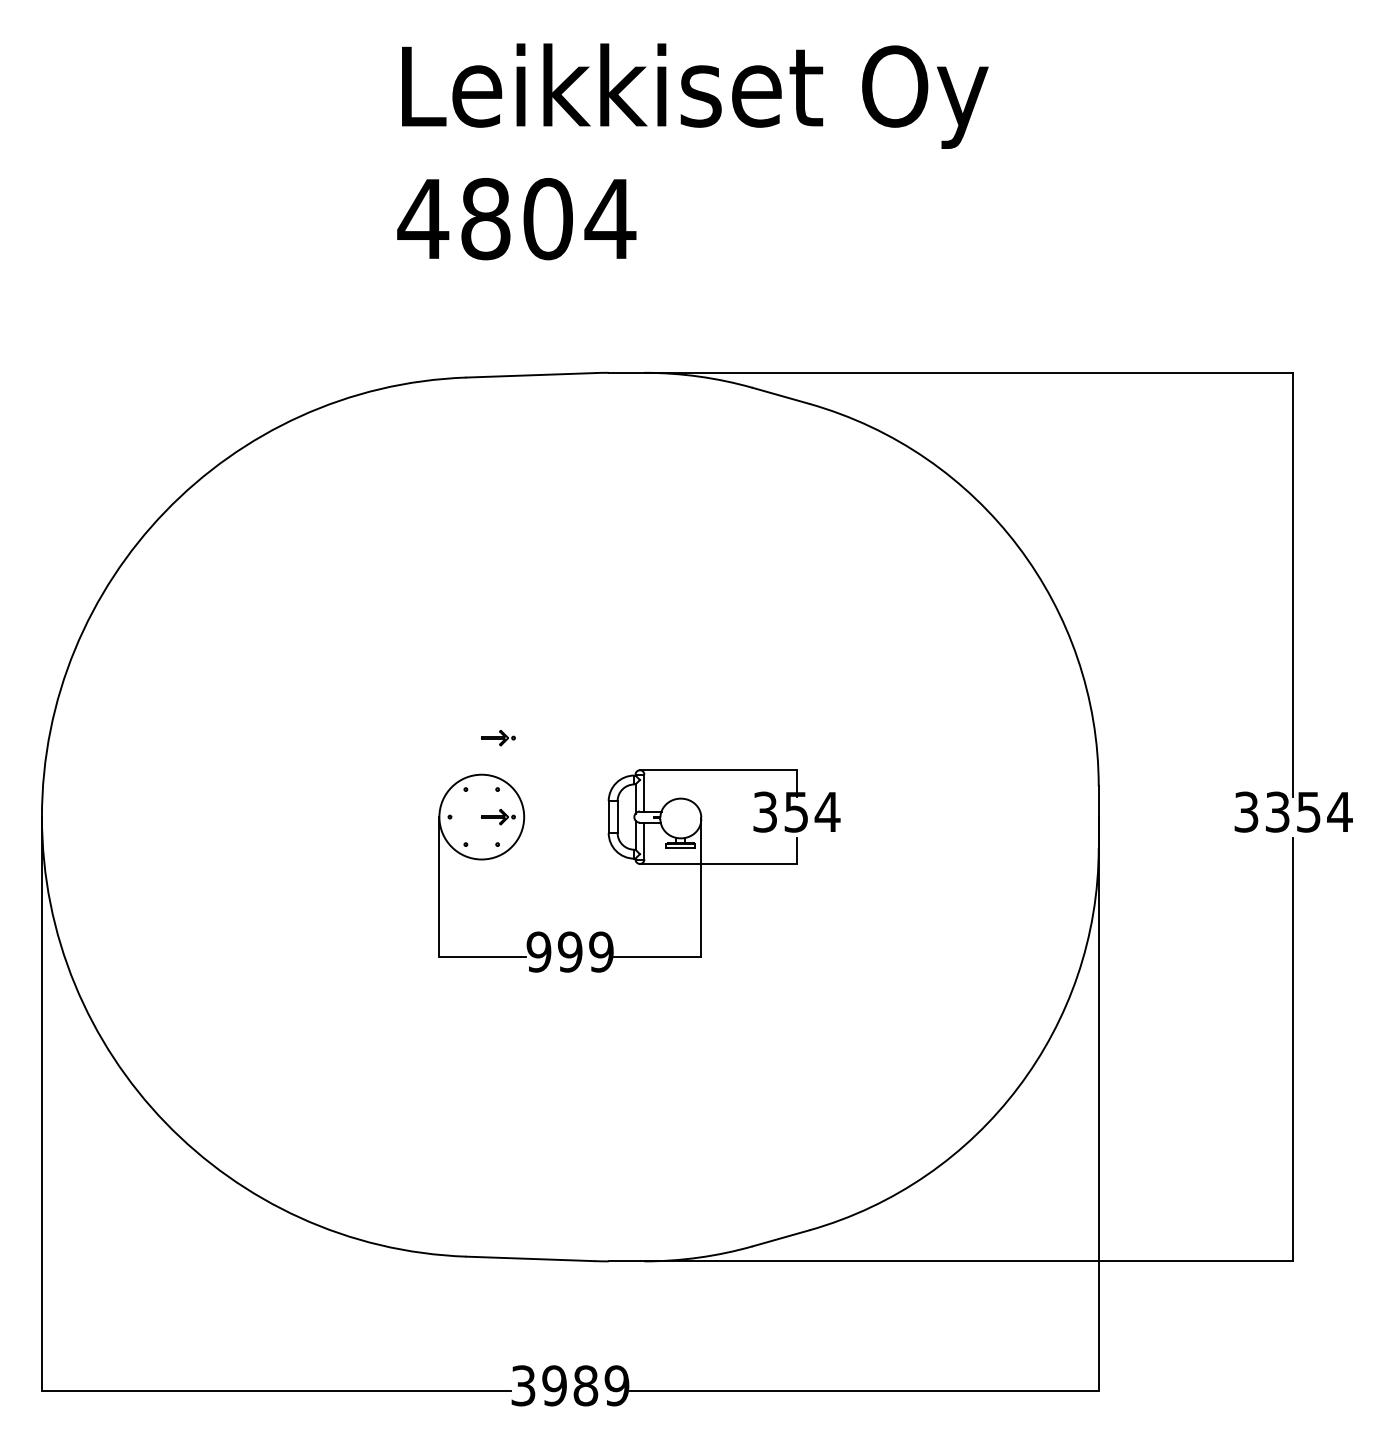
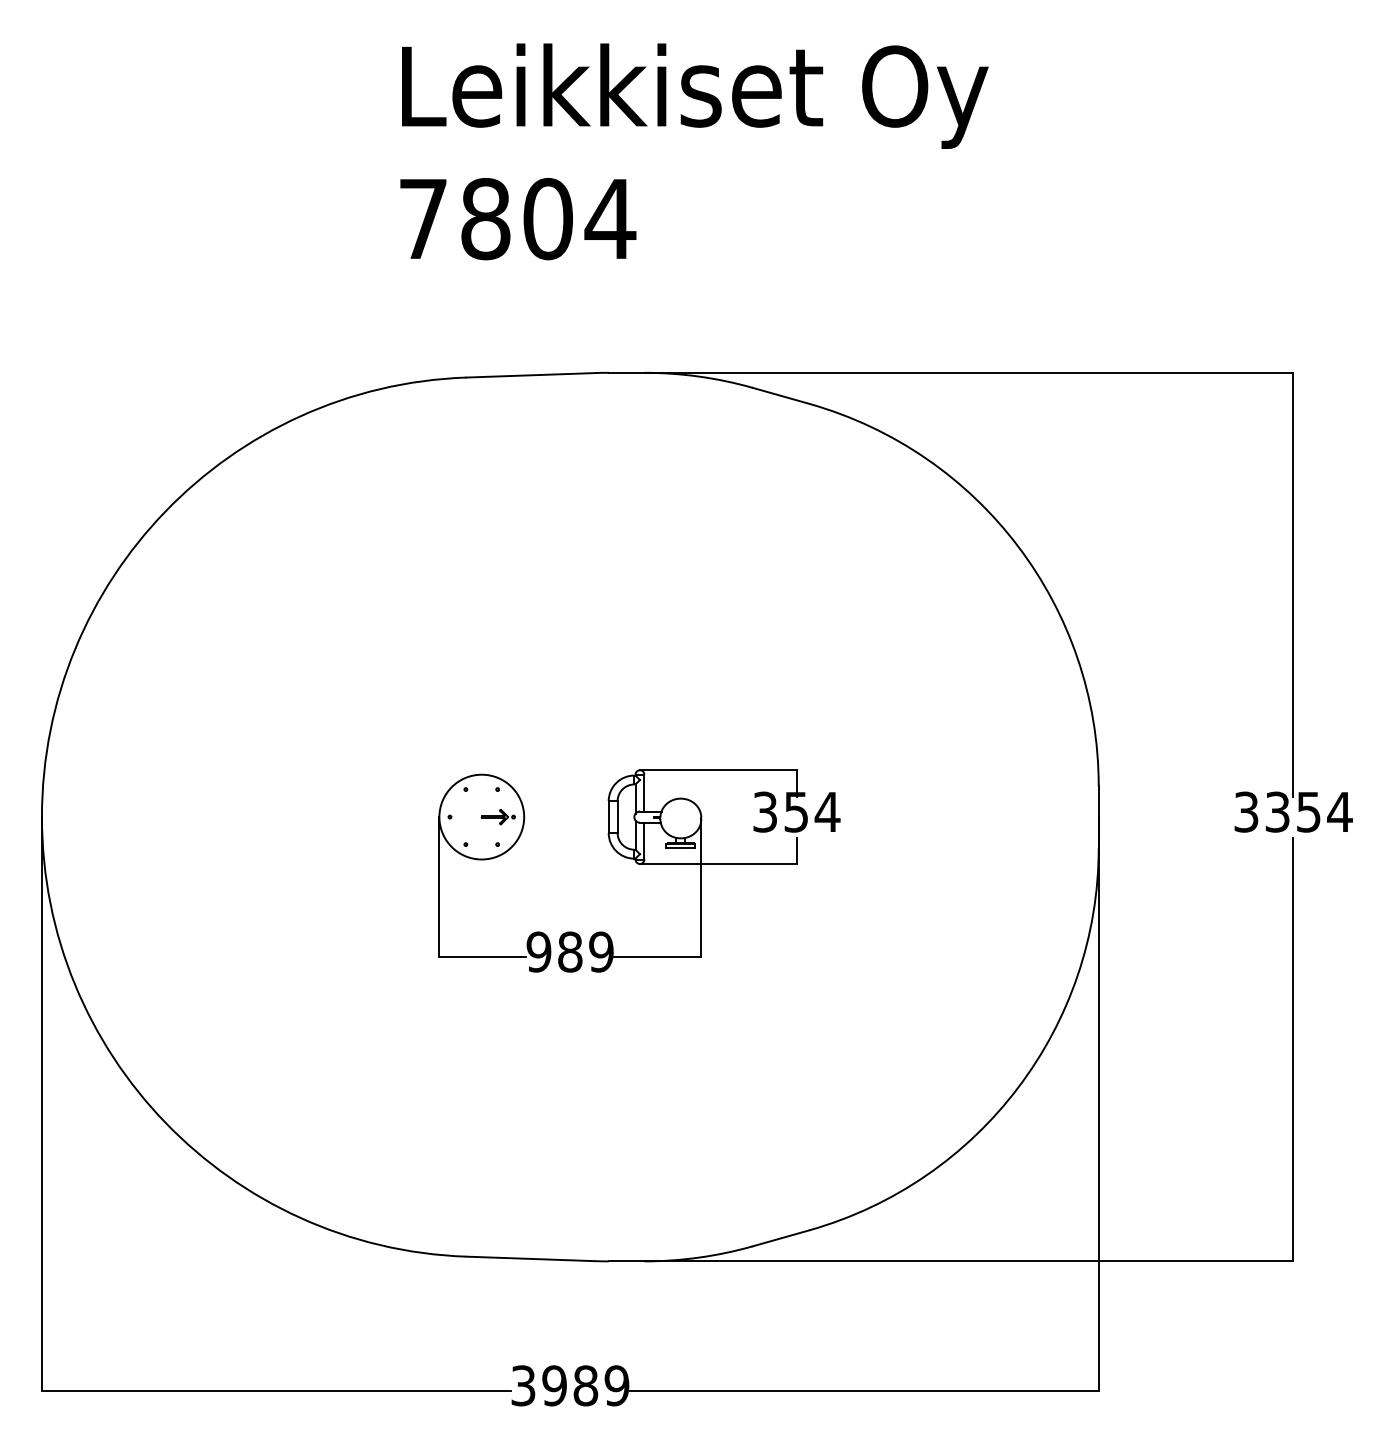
text: 4804 -> 7804 (423, 218)
part: present -> none (498, 738)
text: 999 -> 989 (569, 951)
